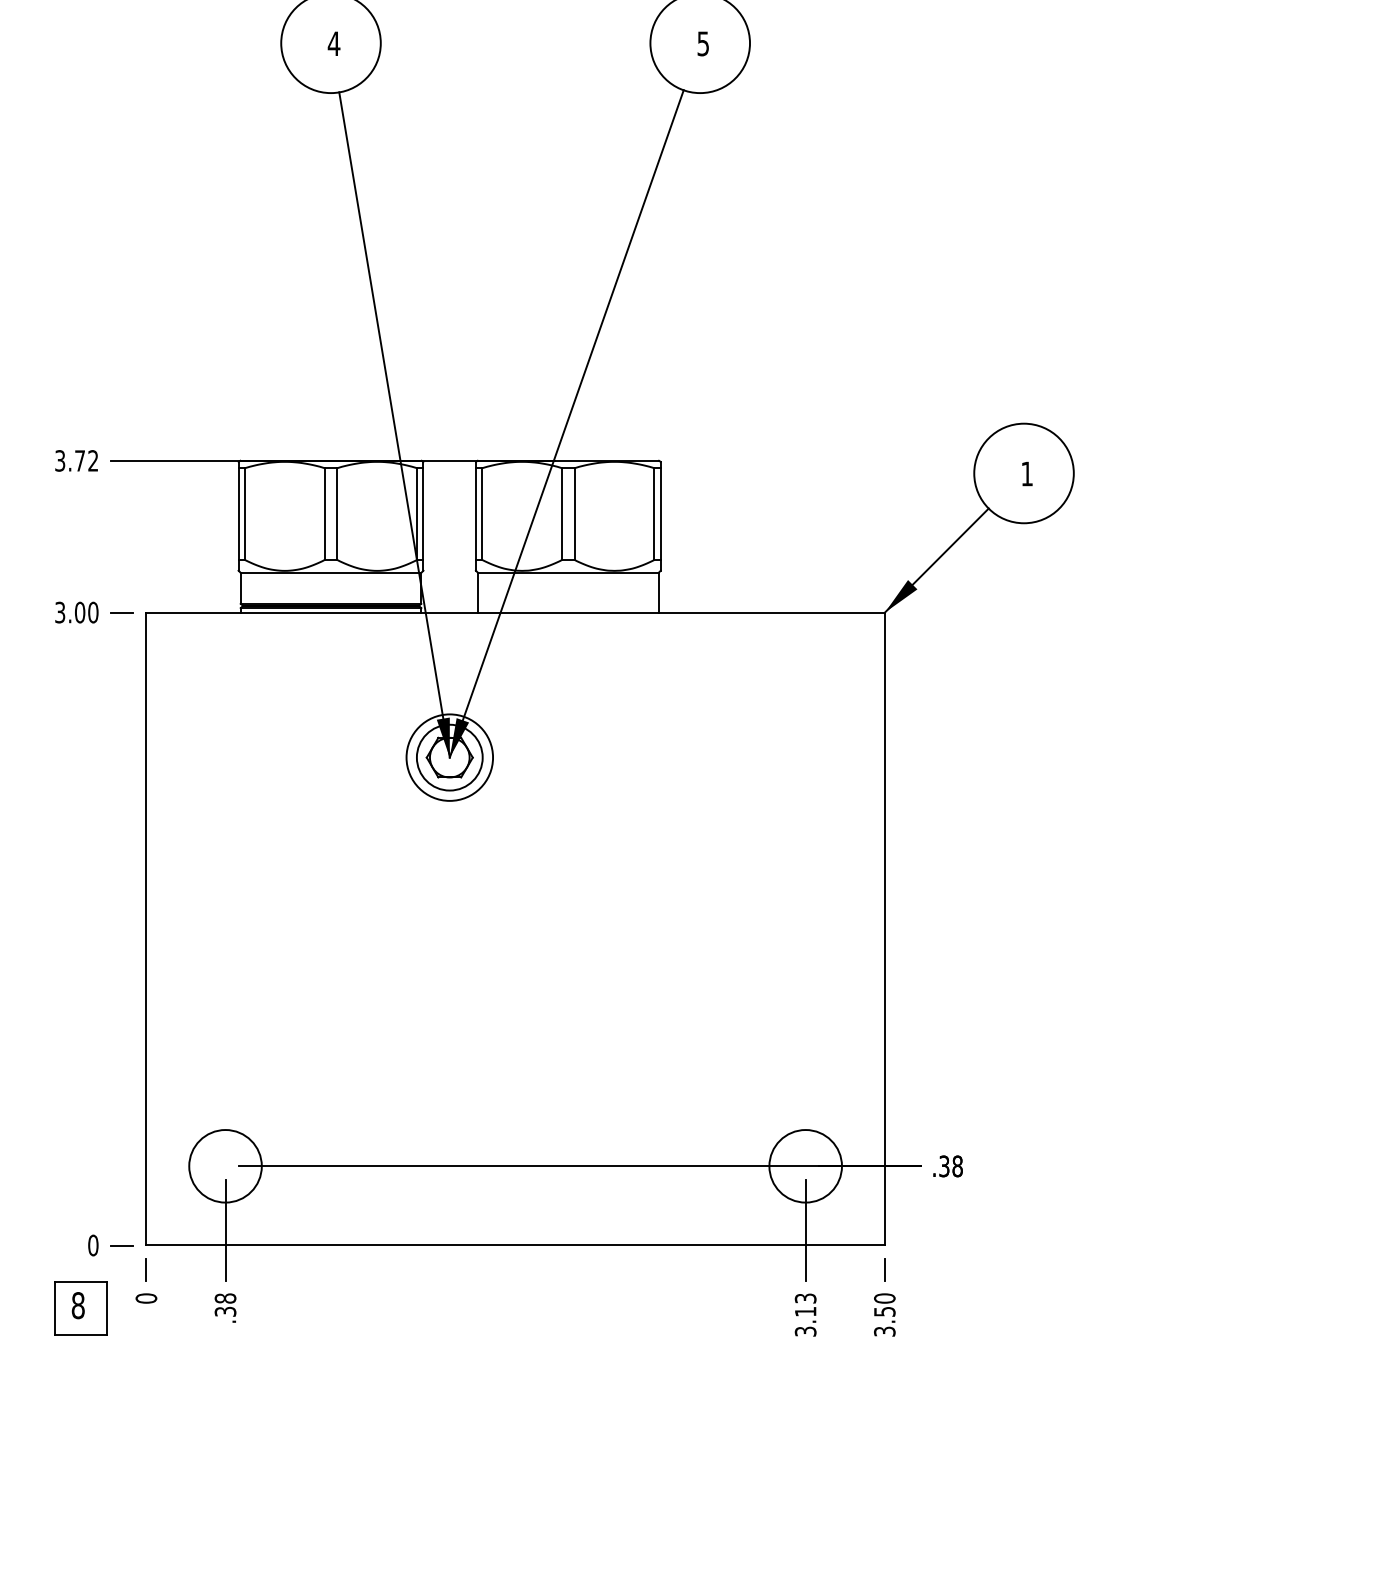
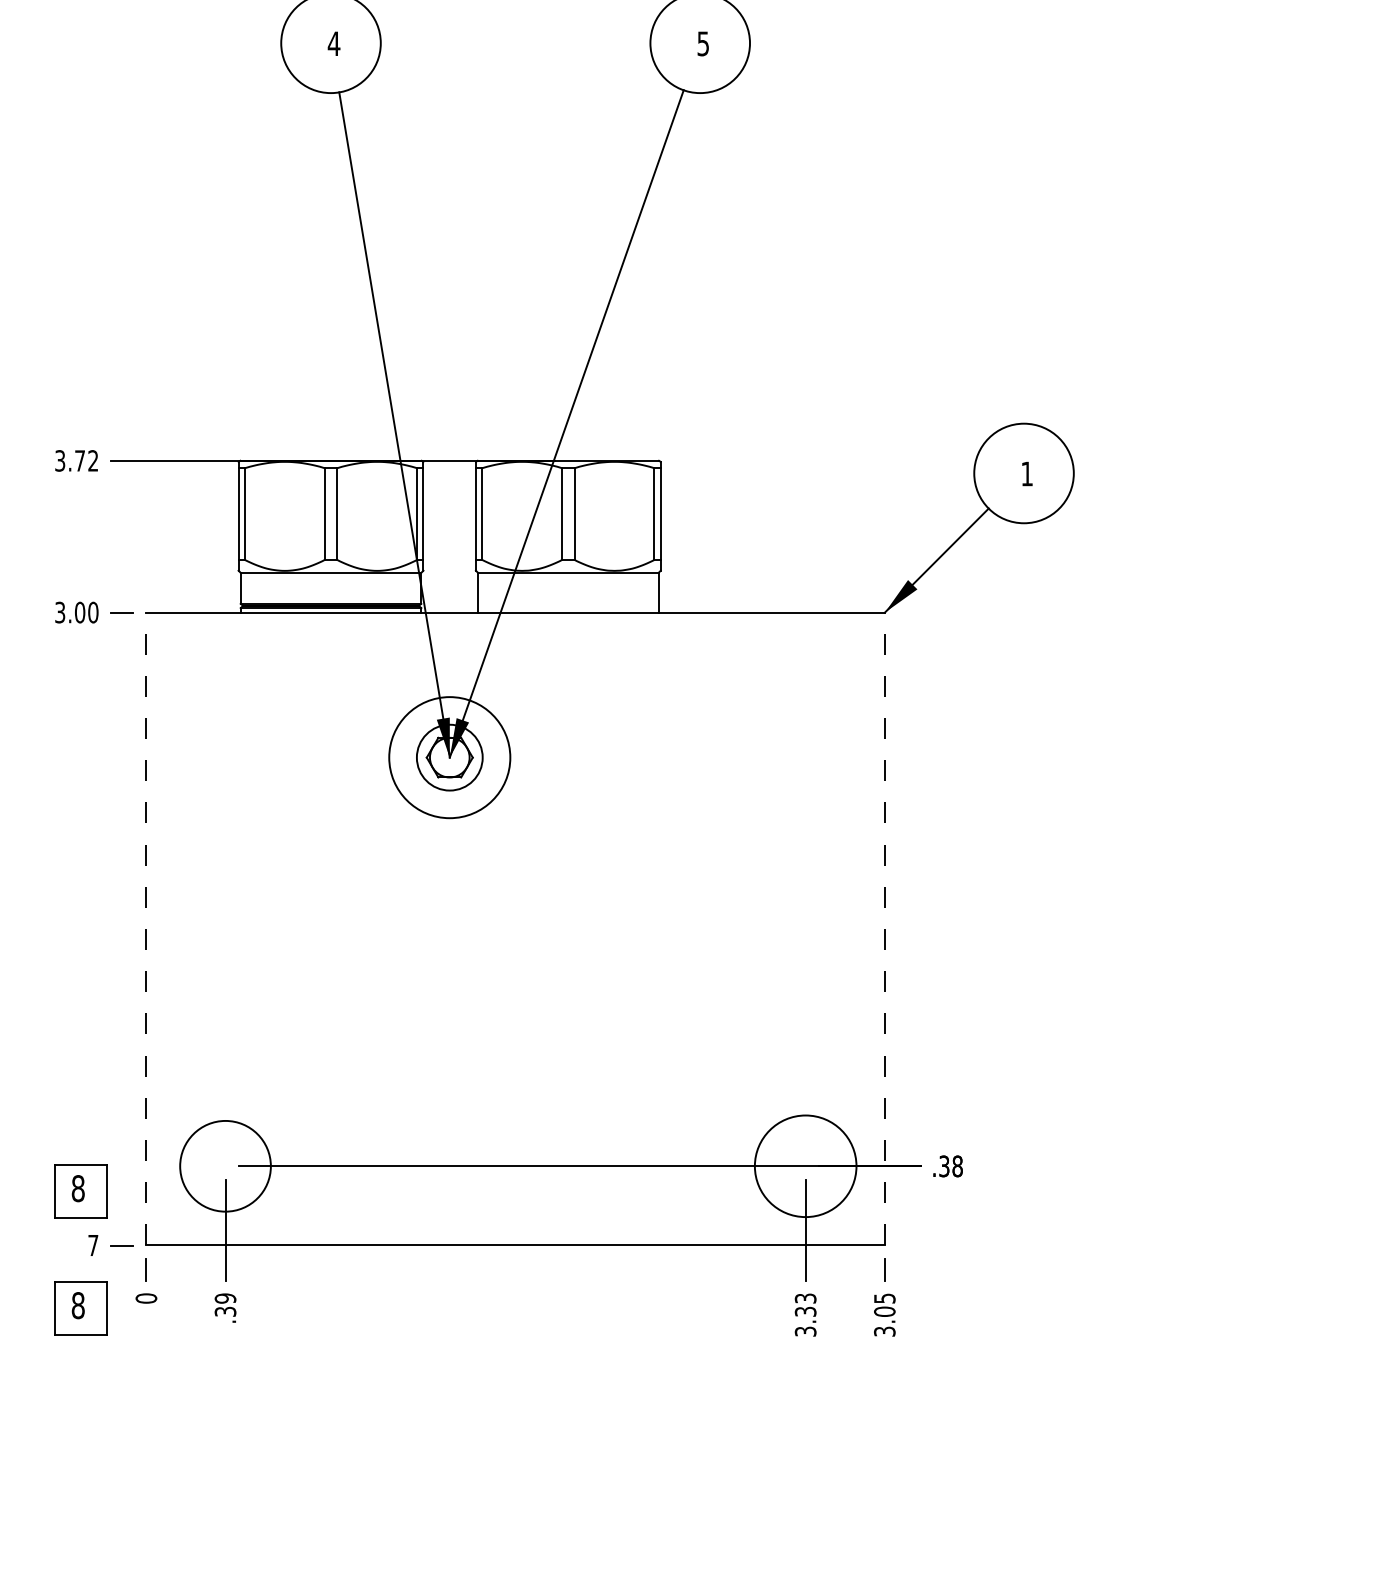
circle diameter: 86 px -> 121 px (449, 757)
line: solid -> dashed (146, 928)
line: solid -> dashed (884, 928)
circle diameter: 73 px -> 91 px (225, 1165)
circle diameter: 73 px -> 102 px (805, 1166)
part: none -> present (80, 1191)
text: 0 -> 7 (93, 1245)
text: .38 -> .39 (225, 1298)
text: 3.50 -> 3.05 (884, 1304)
text: 3.13 -> 3.33 (805, 1311)
